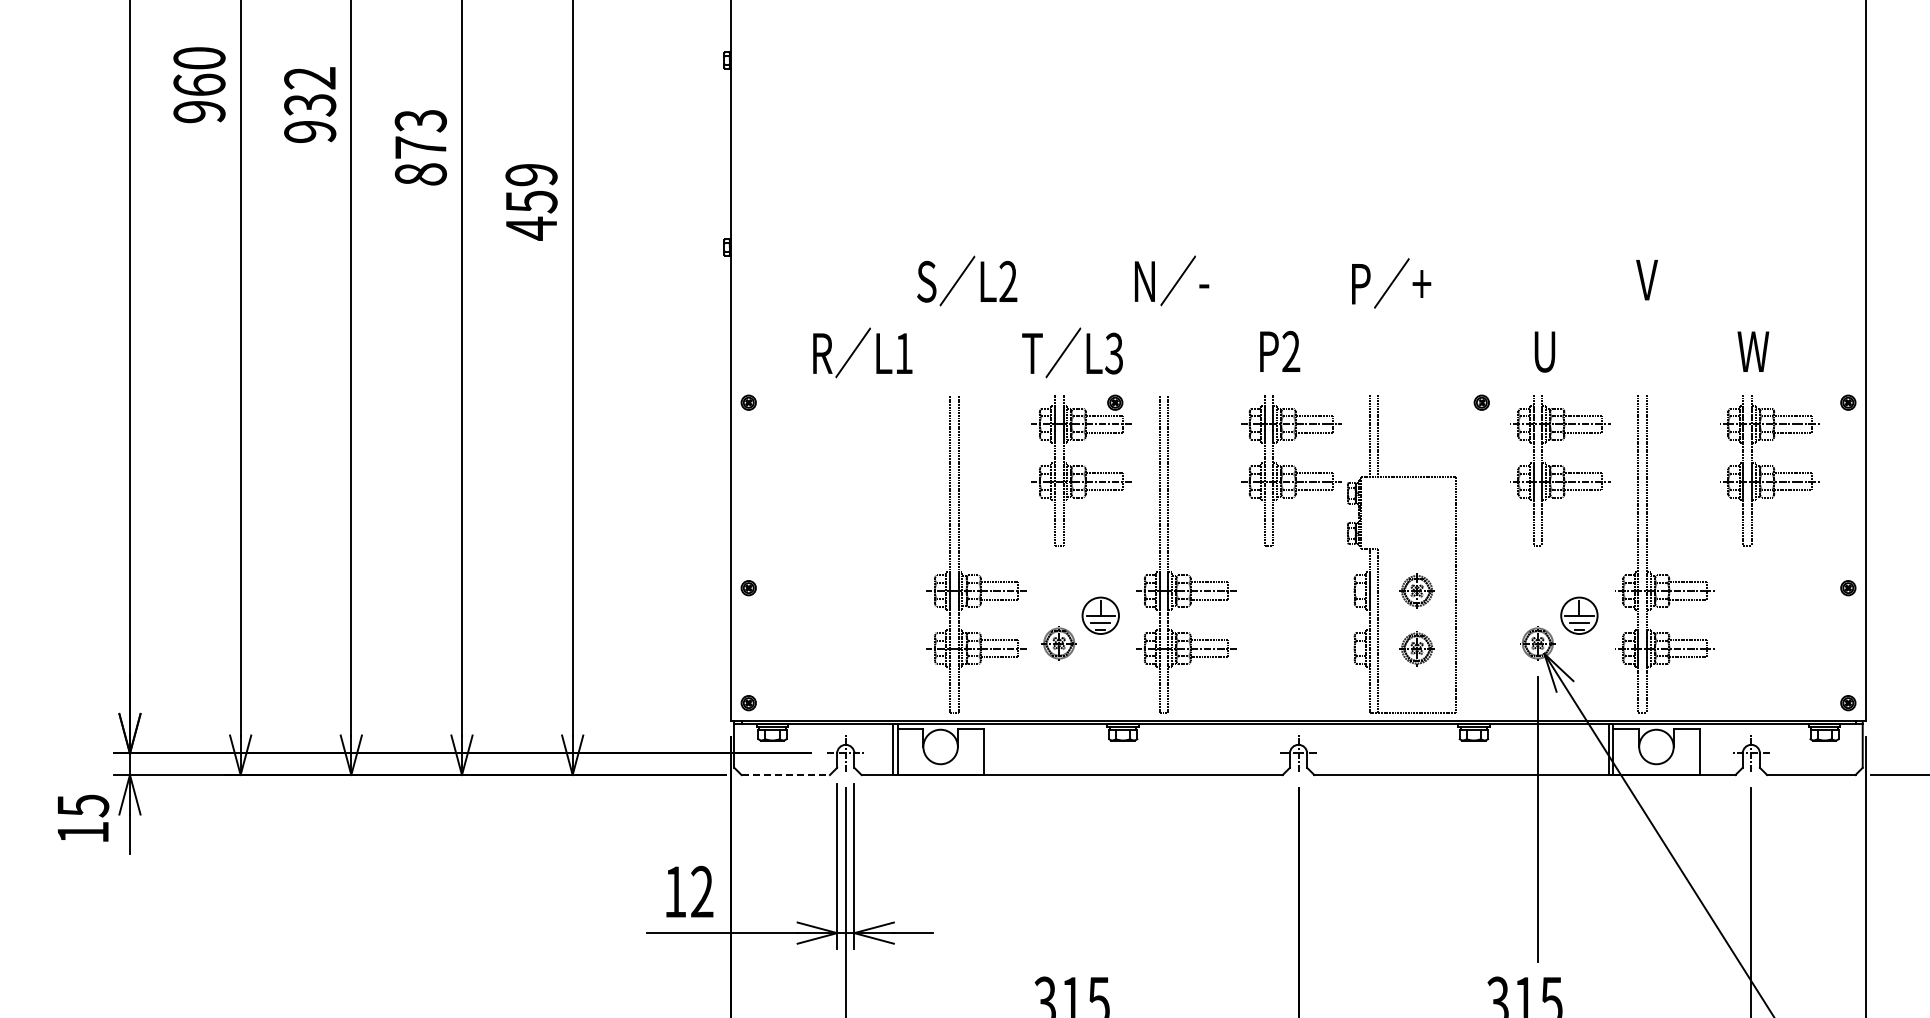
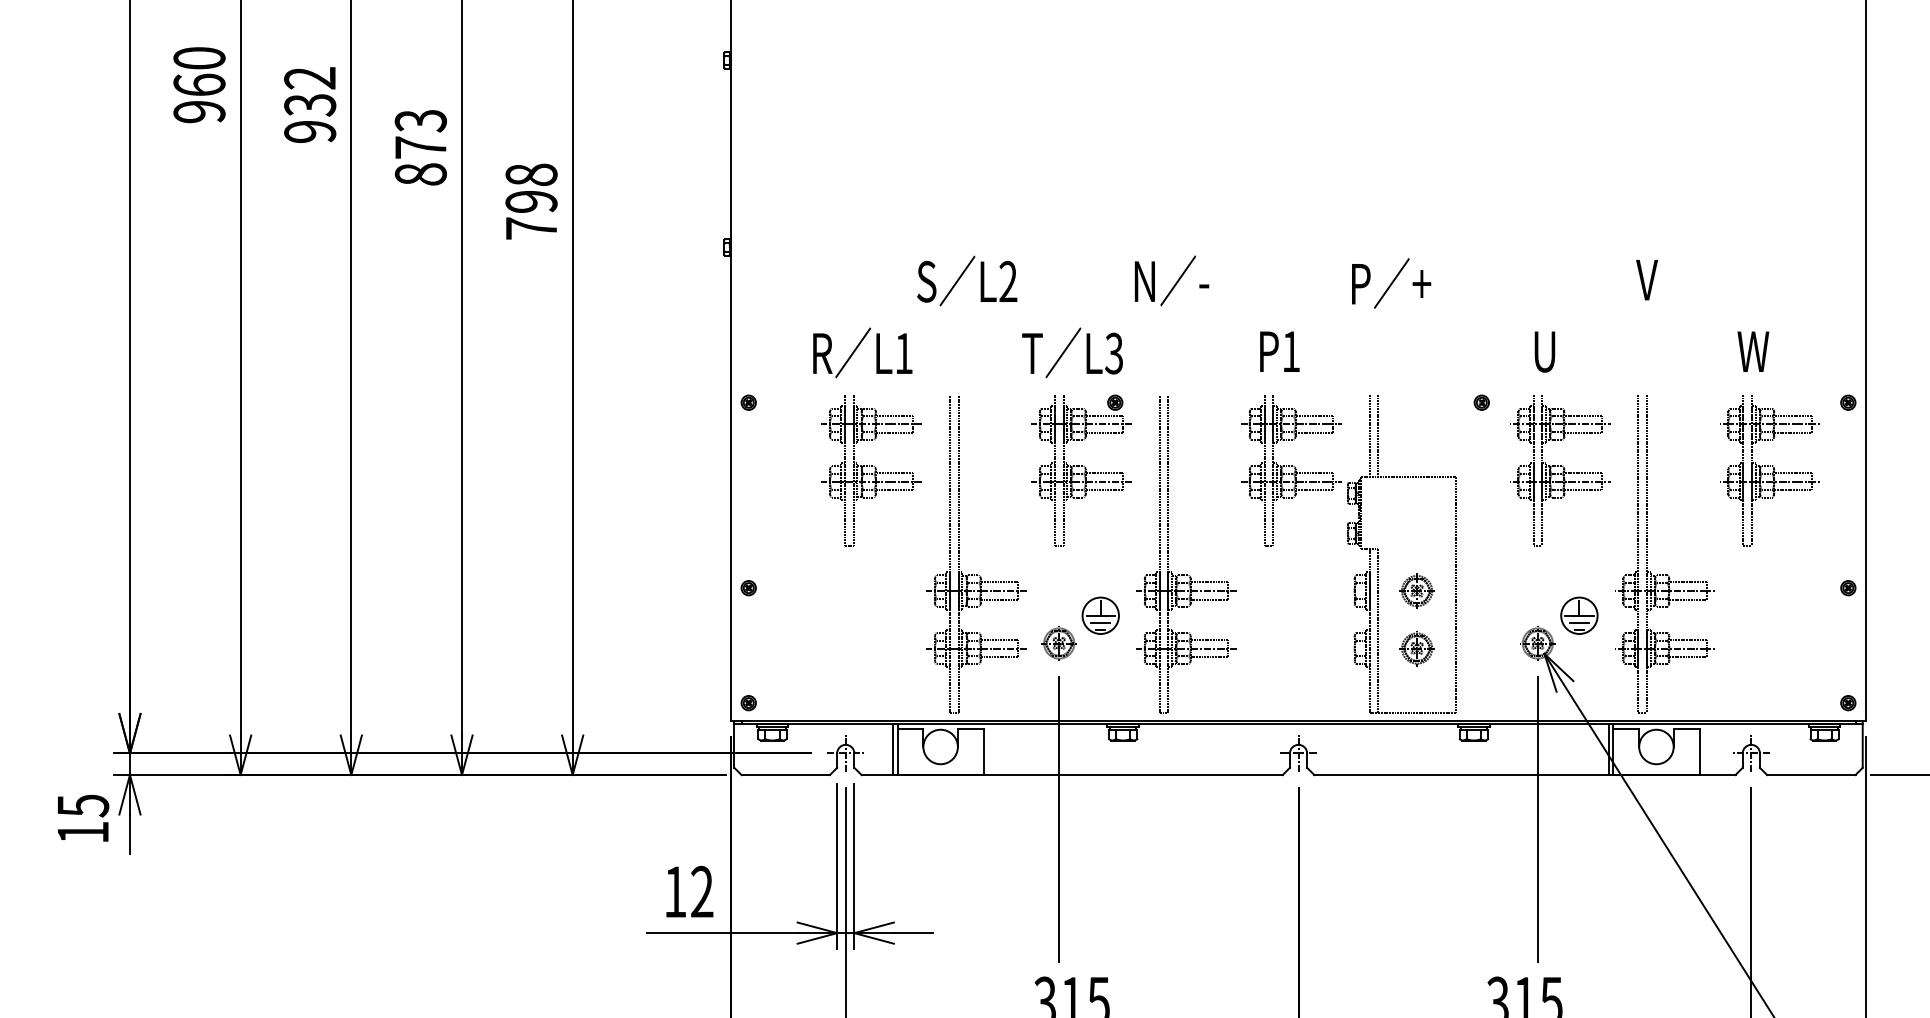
text: 459 -> 798 (531, 201)
text: P2 -> P1 (1291, 350)
part: none -> present (871, 470)
line: dashed -> solid (786, 775)
line: none -> present (1059, 819)
